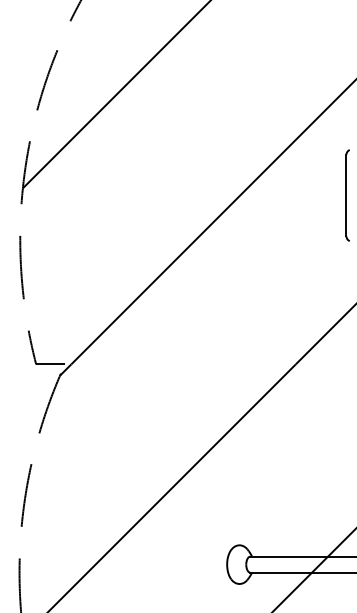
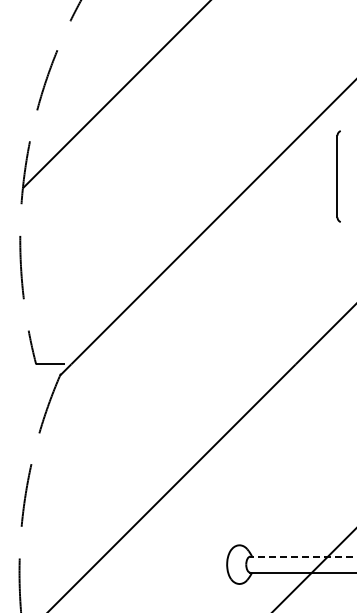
part position: (347, 195) -> (338, 176) (338, 176)
line: solid -> dashed (302, 556)
